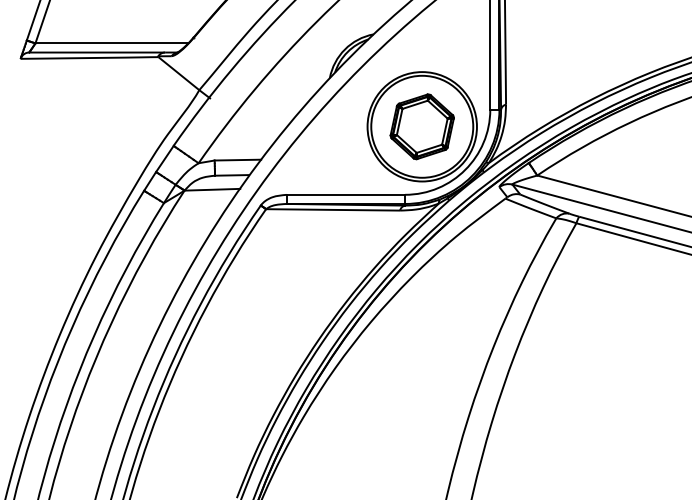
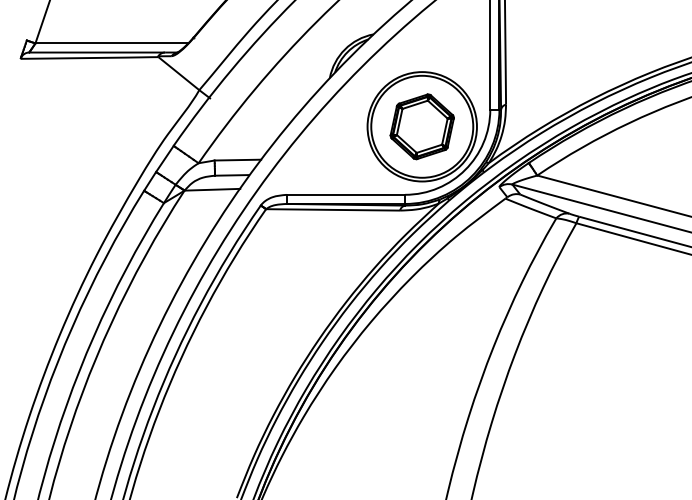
line: present -> none (32, 21)
